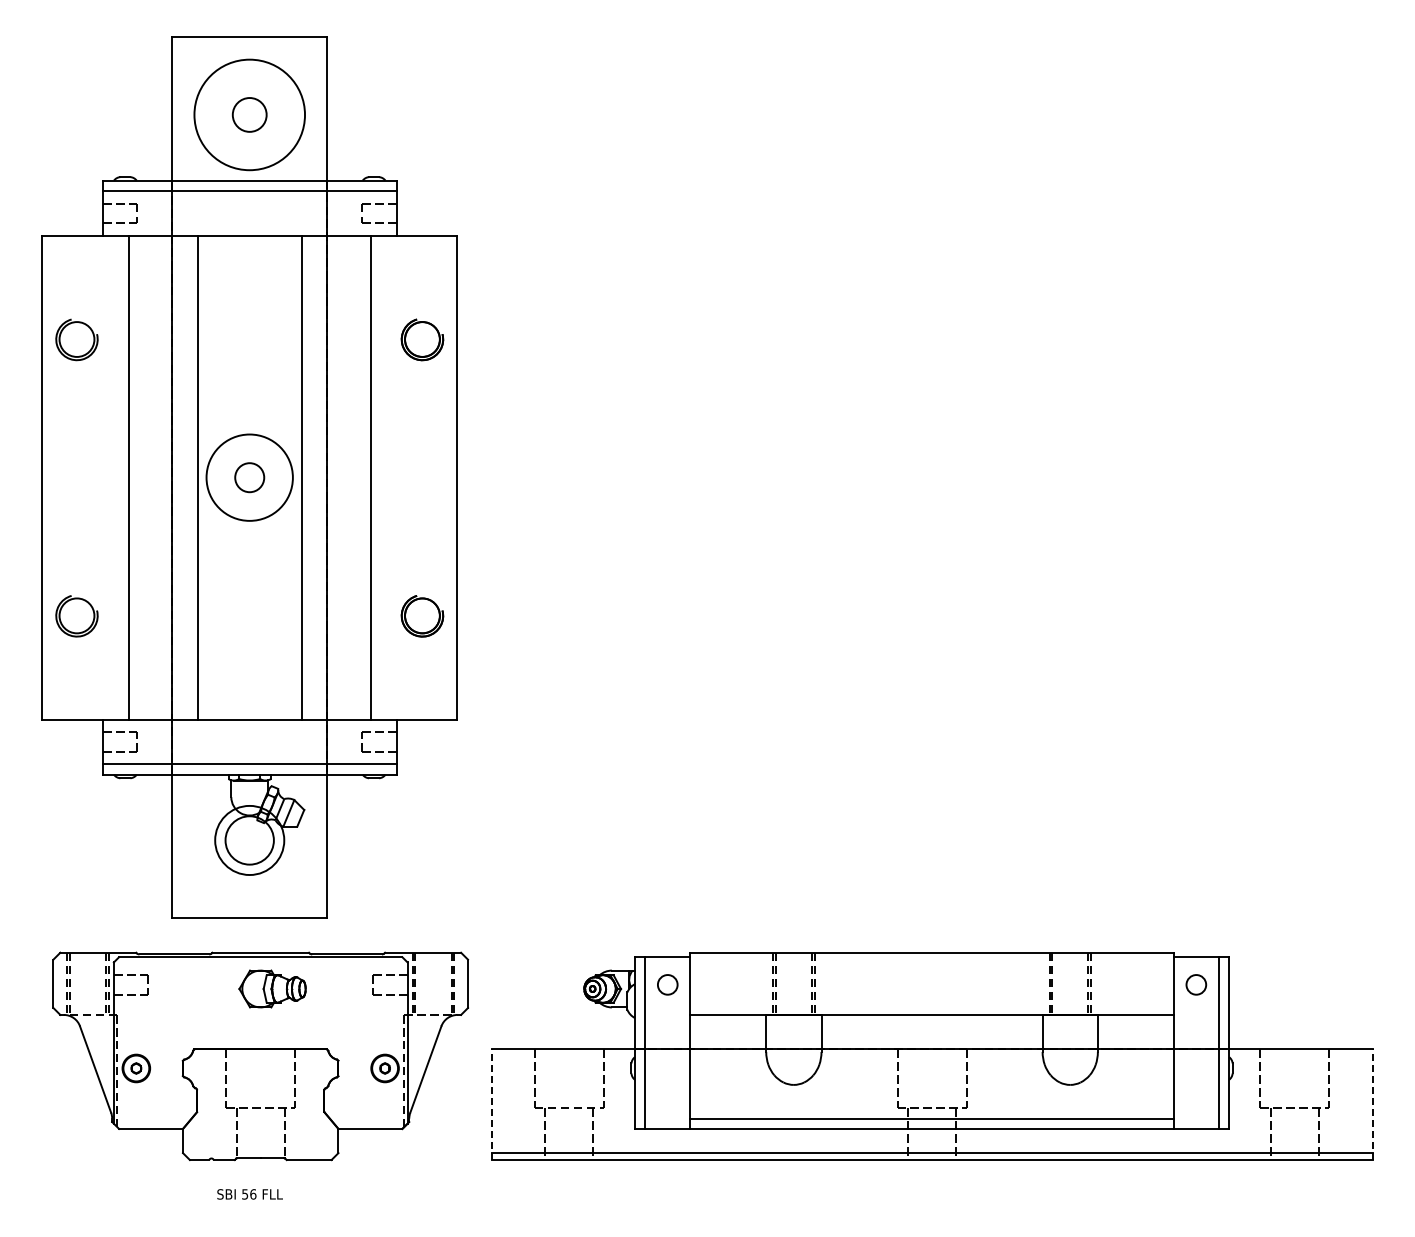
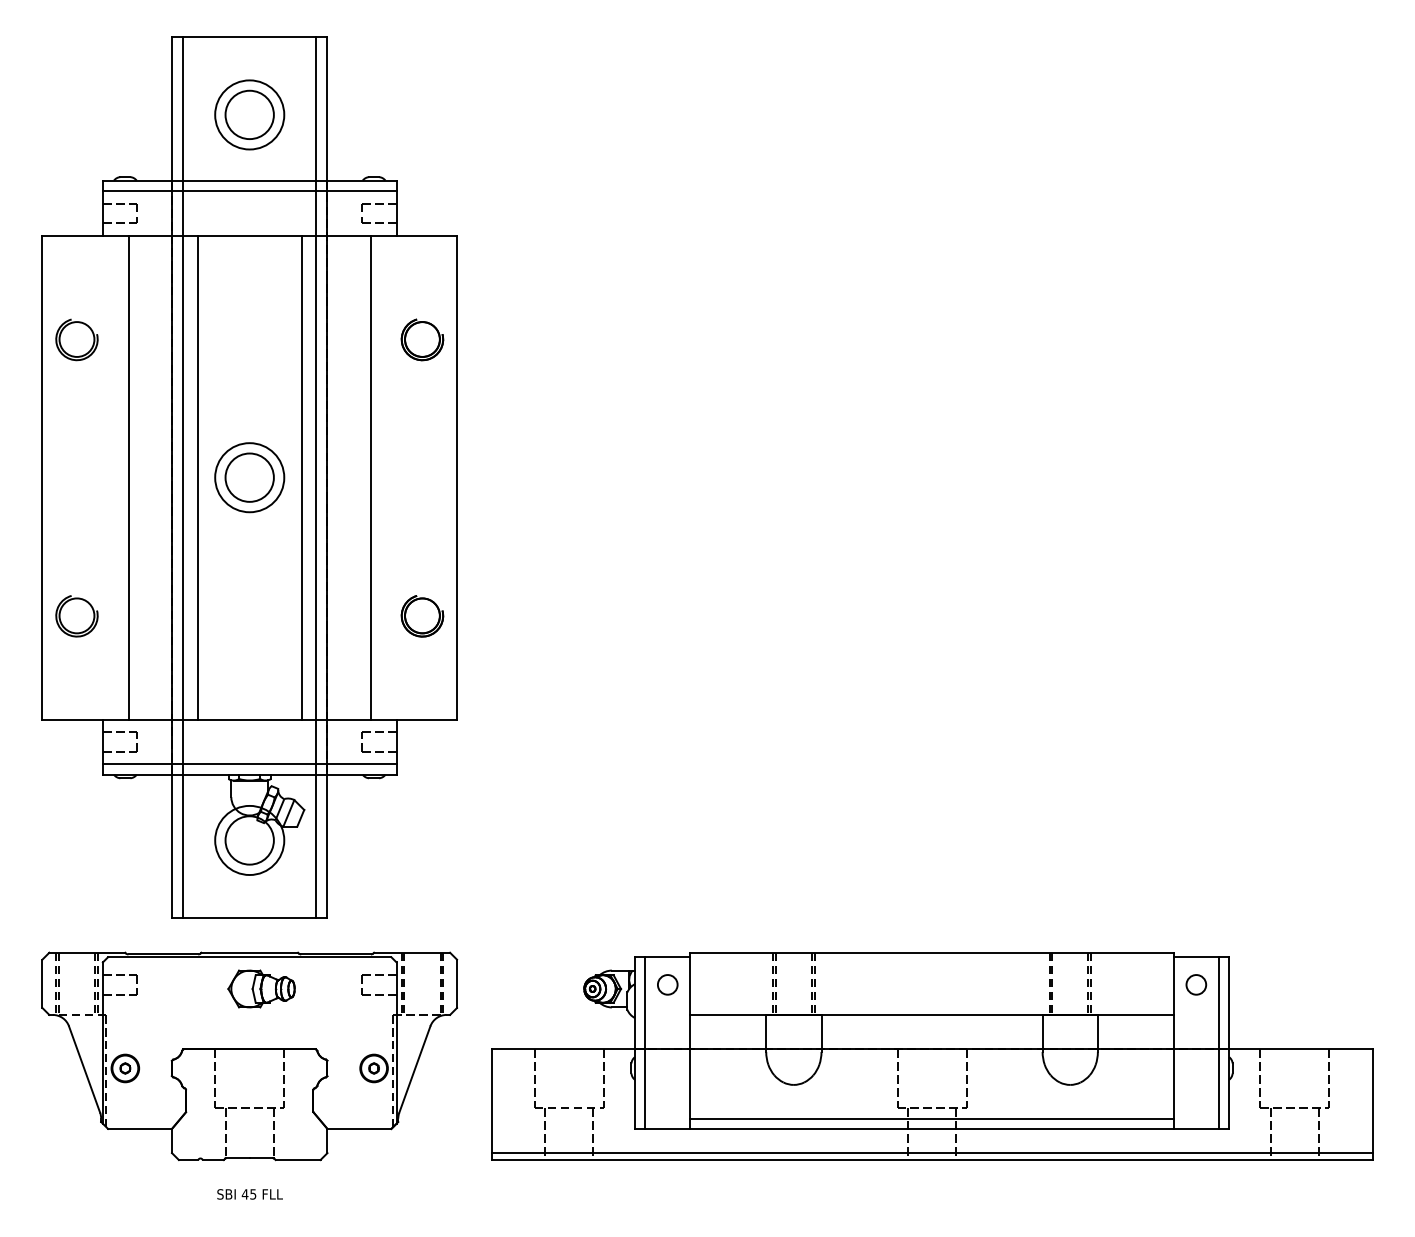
circle diameter: 111 px -> 69 px (249, 114)
circle diameter: 34 px -> 48 px (249, 114)
line: none -> present (183, 477)
circle diameter: 29 px -> 48 px (249, 477)
circle diameter: 86 px -> 69 px (249, 477)
line: none -> present (316, 477)
part position: (260, 1056) -> (249, 1056) (249, 1056)
line: dashed -> solid (491, 1104)
line: dashed -> solid (1372, 1104)
text: 56 -> 45 (248, 1194)
